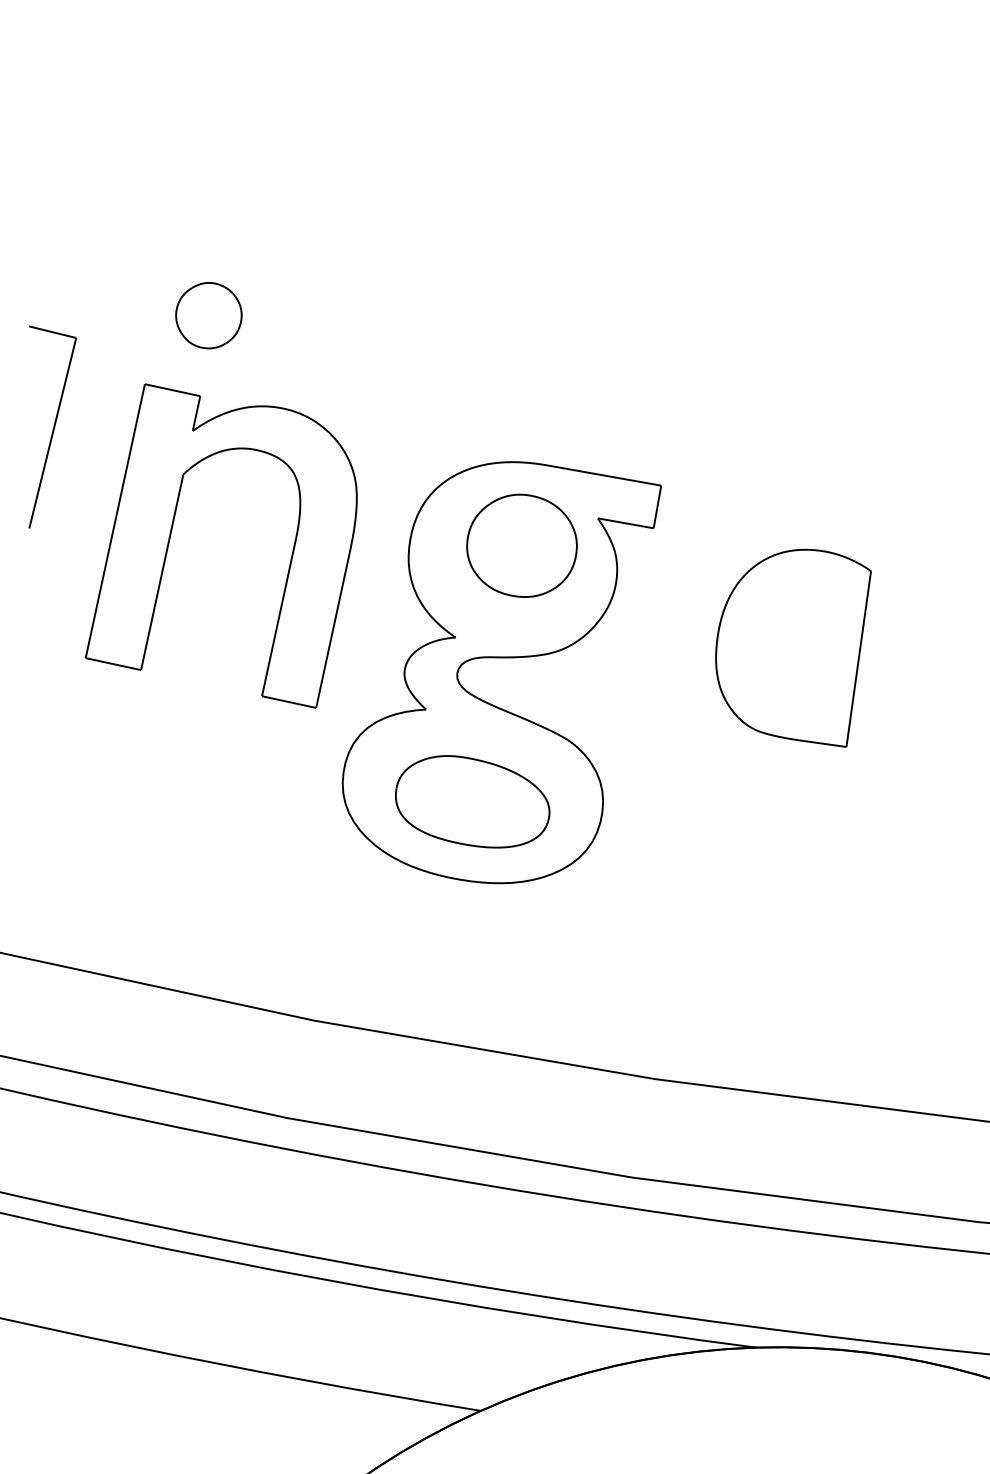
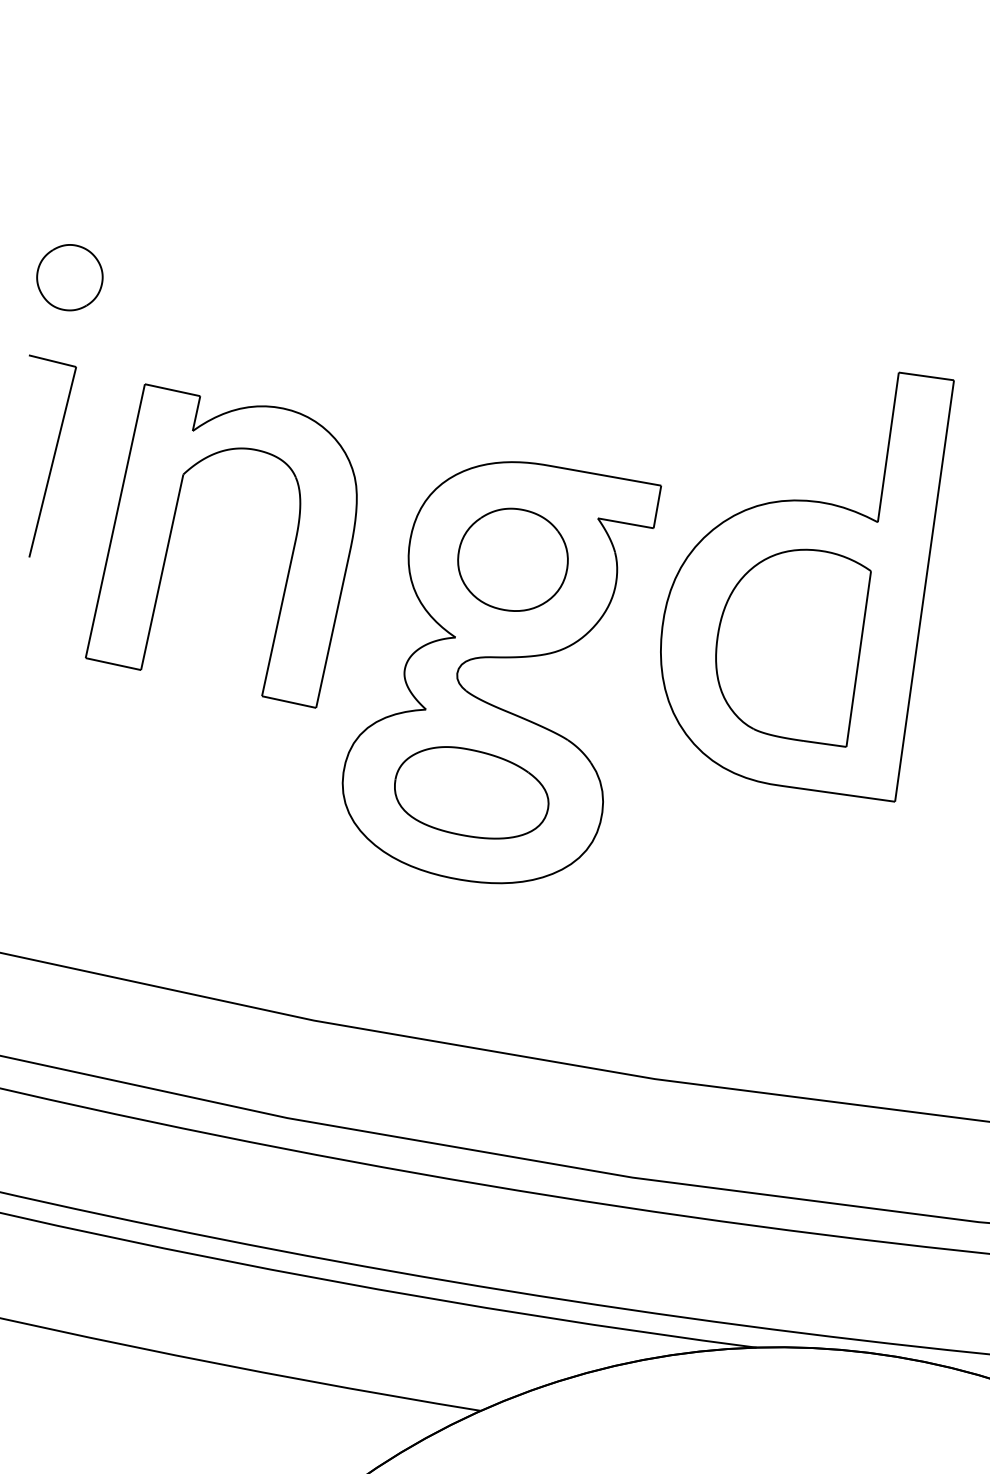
part position: (208, 315) -> (69, 277) (69, 277)
part position: (52, 426) -> (52, 455) (52, 455)
part position: (521, 545) -> (512, 559) (512, 559)
part: none -> present (807, 586)
part position: (472, 801) -> (471, 792) (471, 792)
